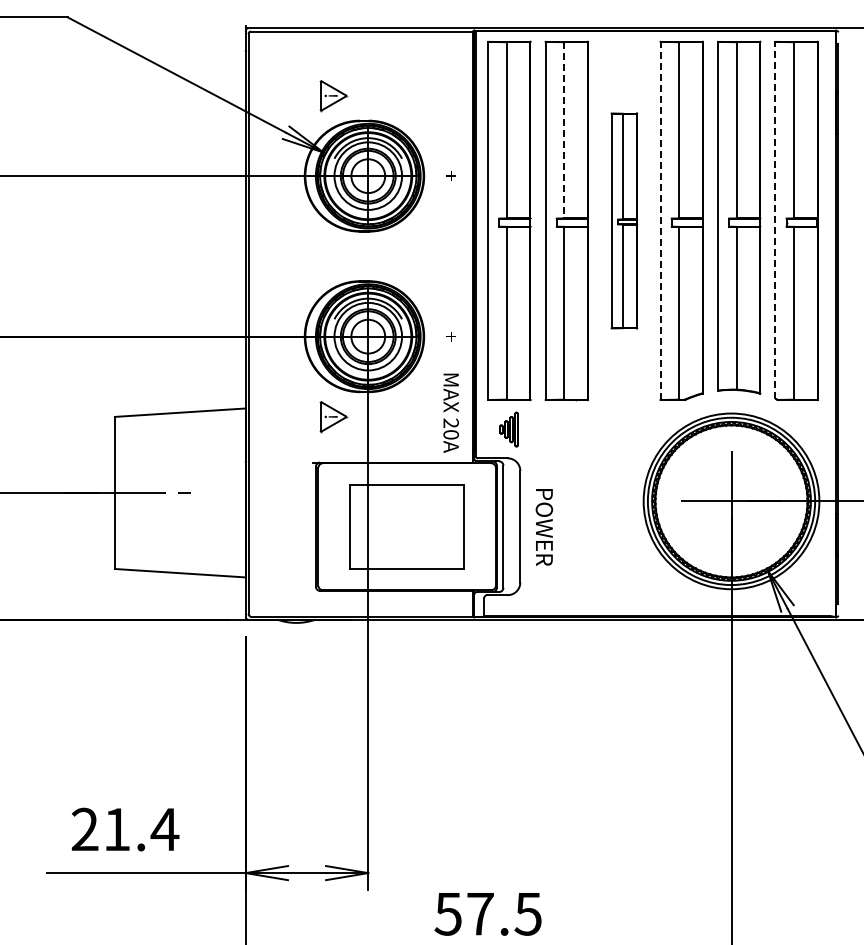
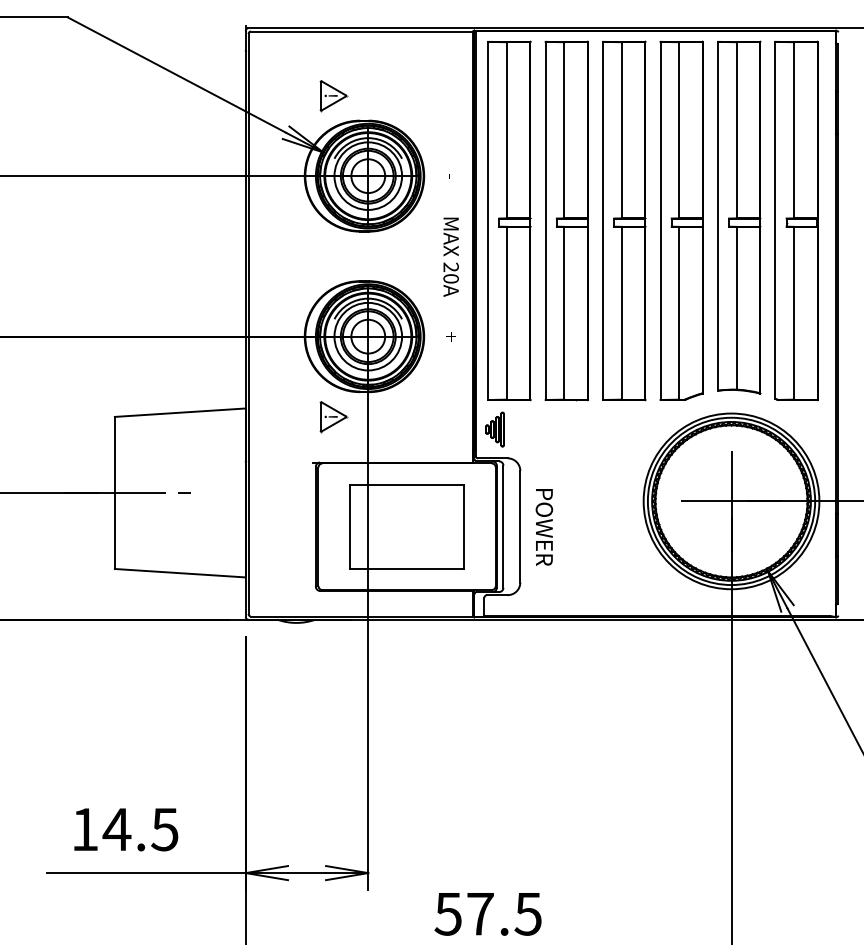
line: dashed -> solid (564, 130)
text: + -> - (450, 175)
part size: 29x218 px -> 45x362 px (624, 220)
line: dashed -> solid (660, 220)
line: dashed -> solid (775, 220)
text position: (450, 412) -> (450, 256) (450, 256)
part position: (508, 429) -> (494, 429) (494, 429)
text: 21.4 -> 14.5 (125, 829)
